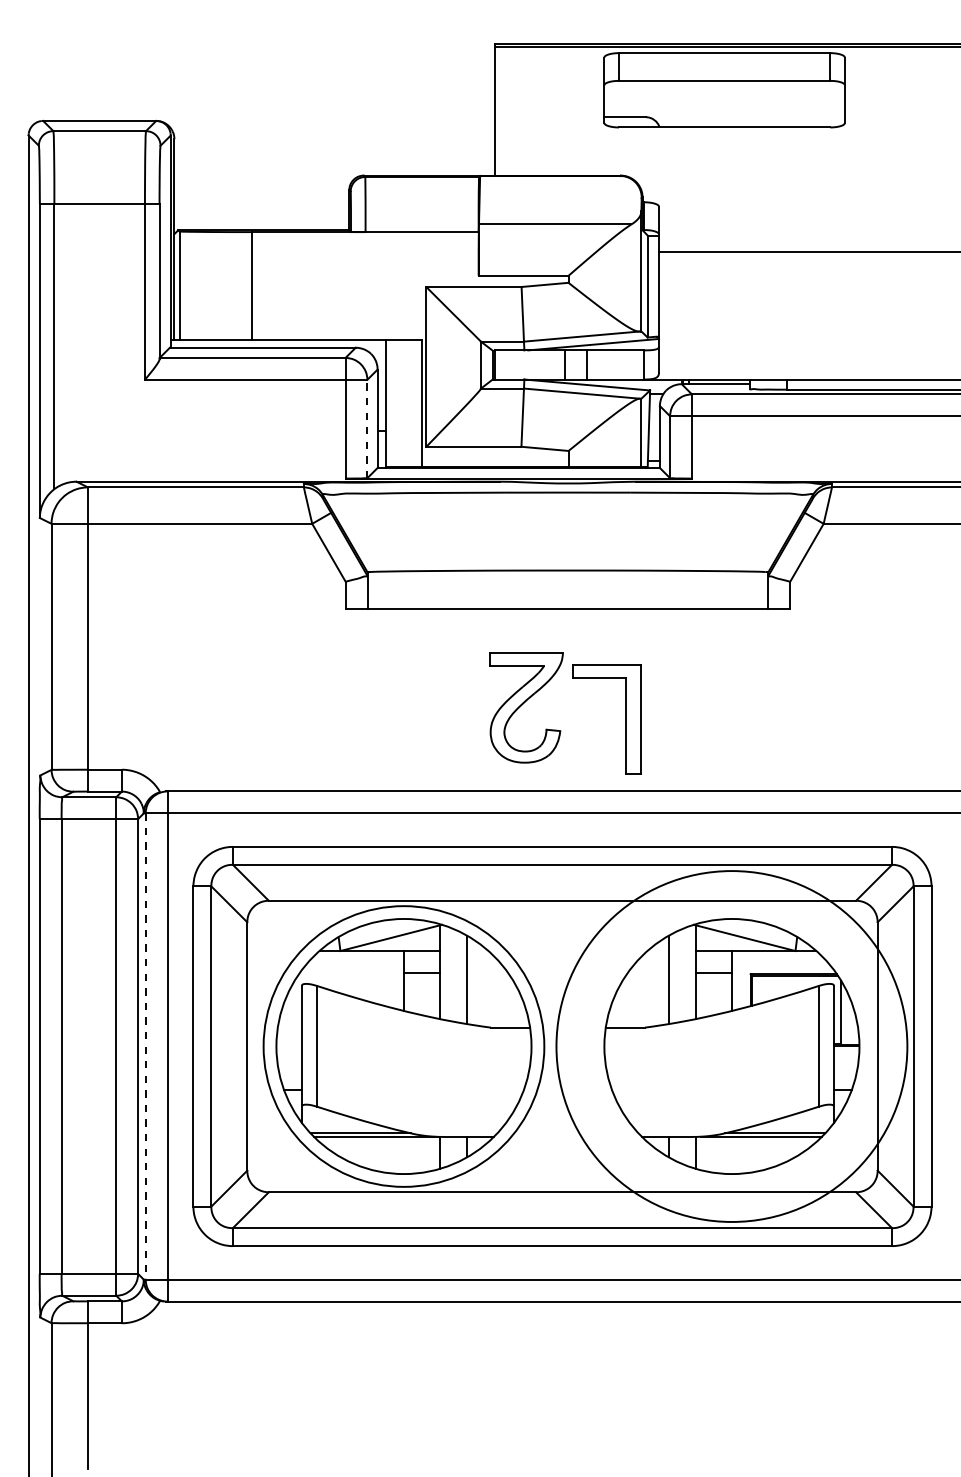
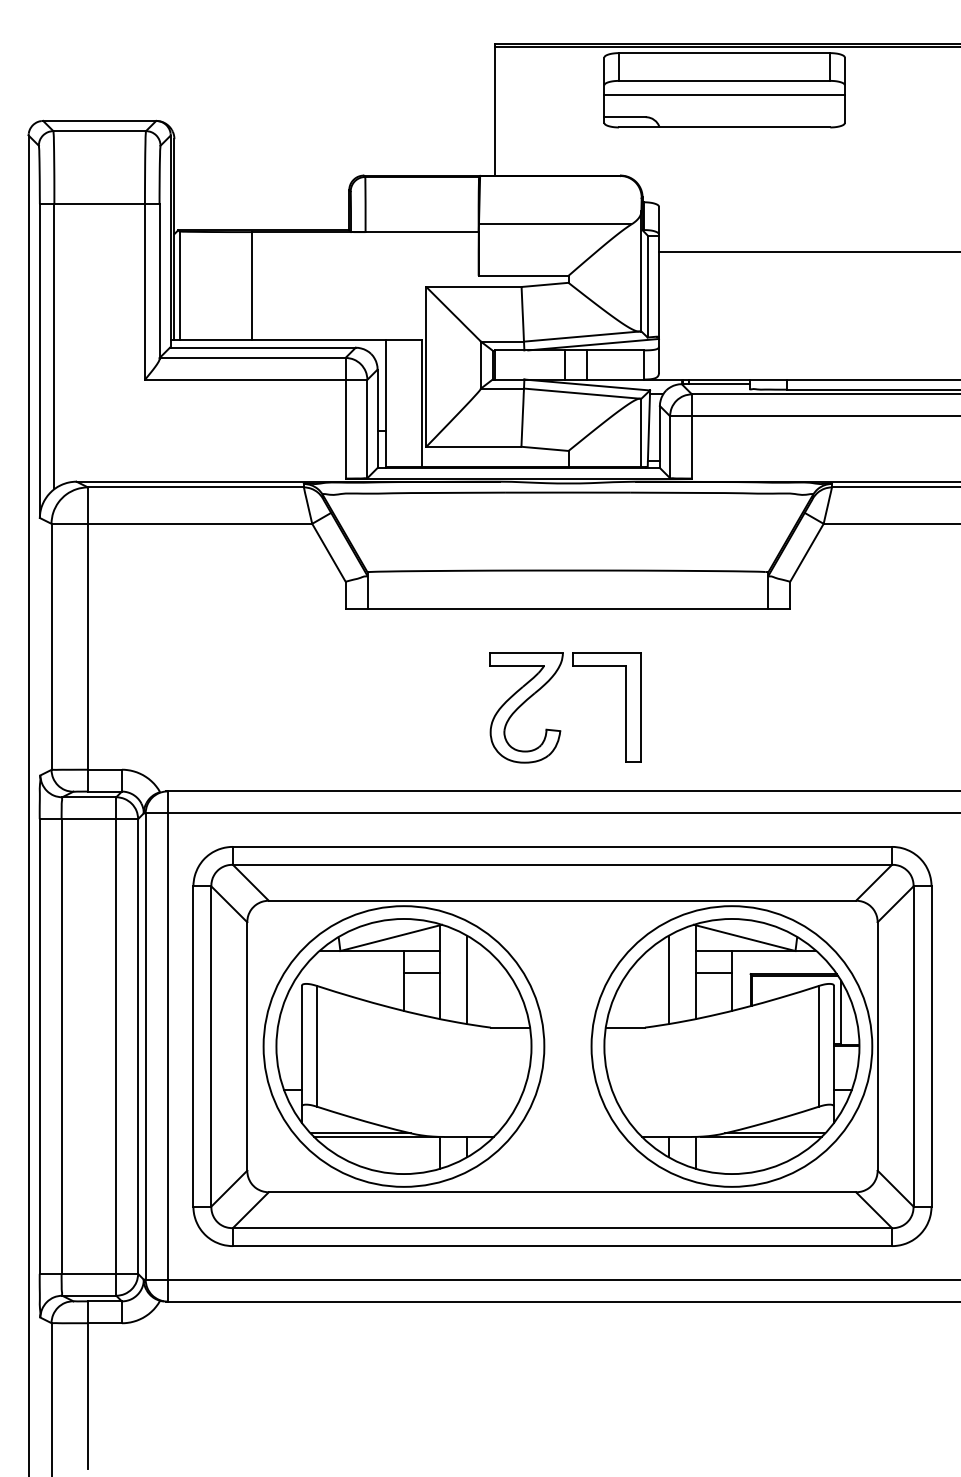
line: none -> present (724, 95)
line: dashed -> solid (367, 428)
part position: (625, 719) -> (625, 707) (625, 707)
circle diameter: 351 px -> 281 px (731, 1046)
line: dashed -> solid (145, 1047)
